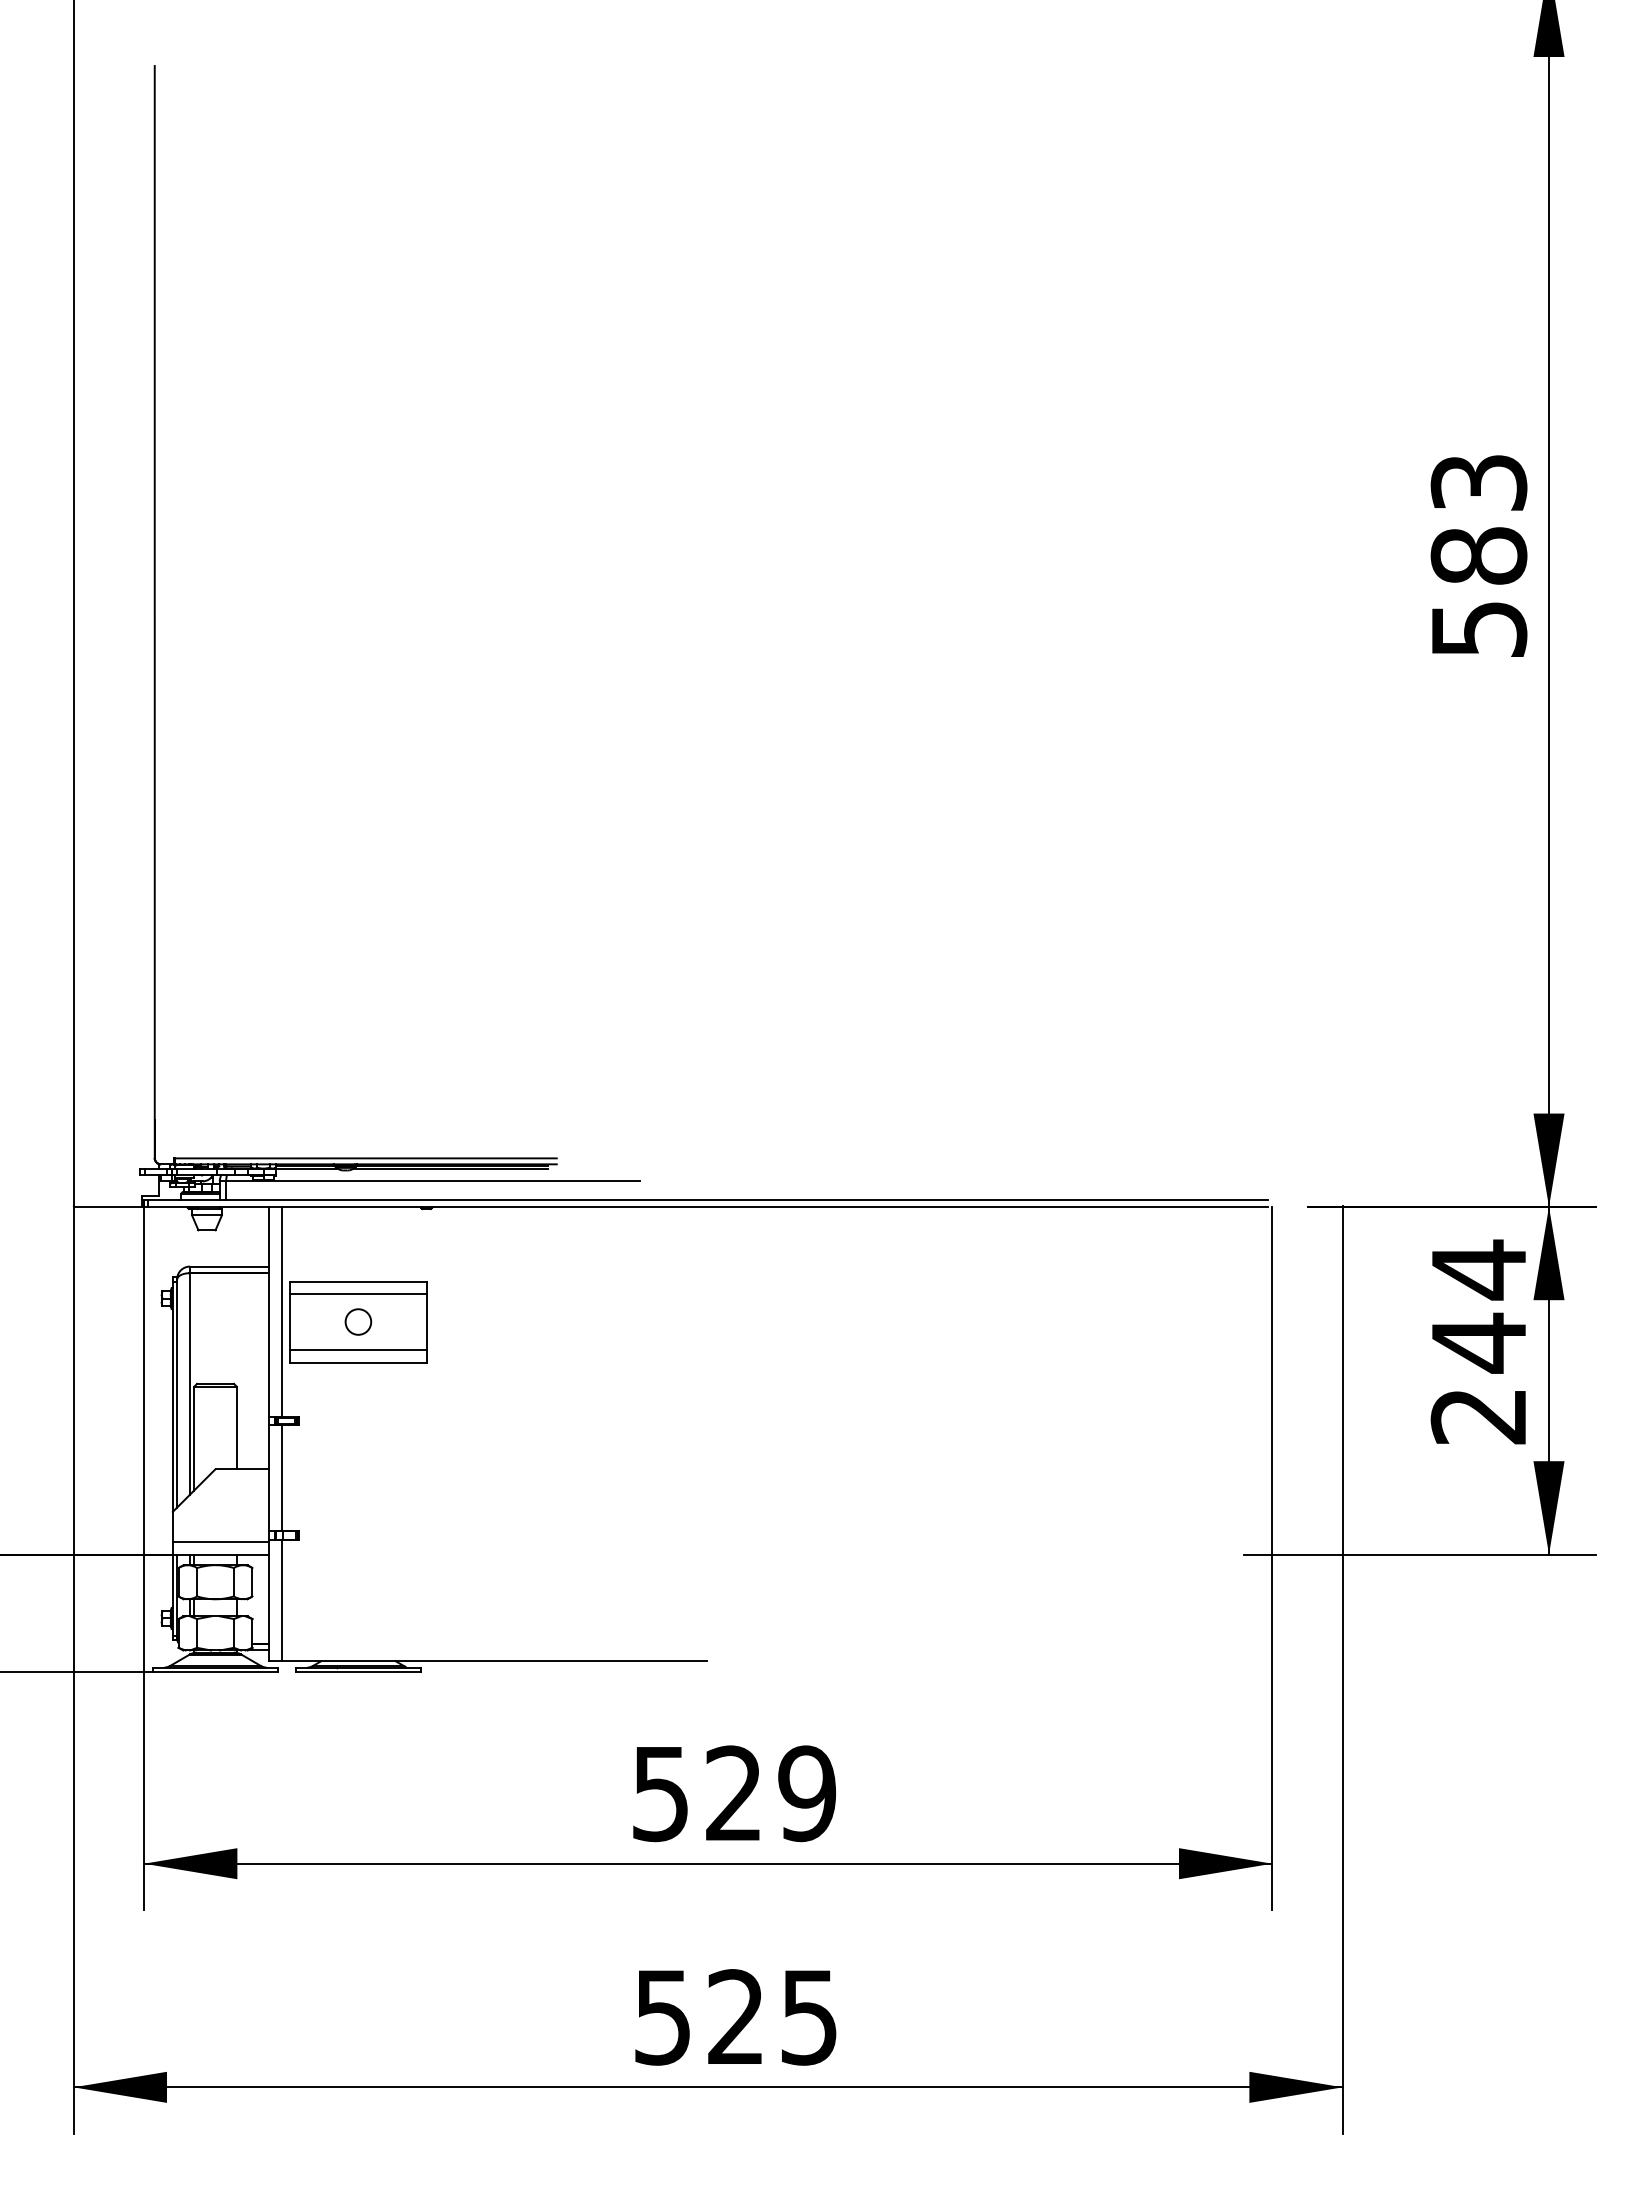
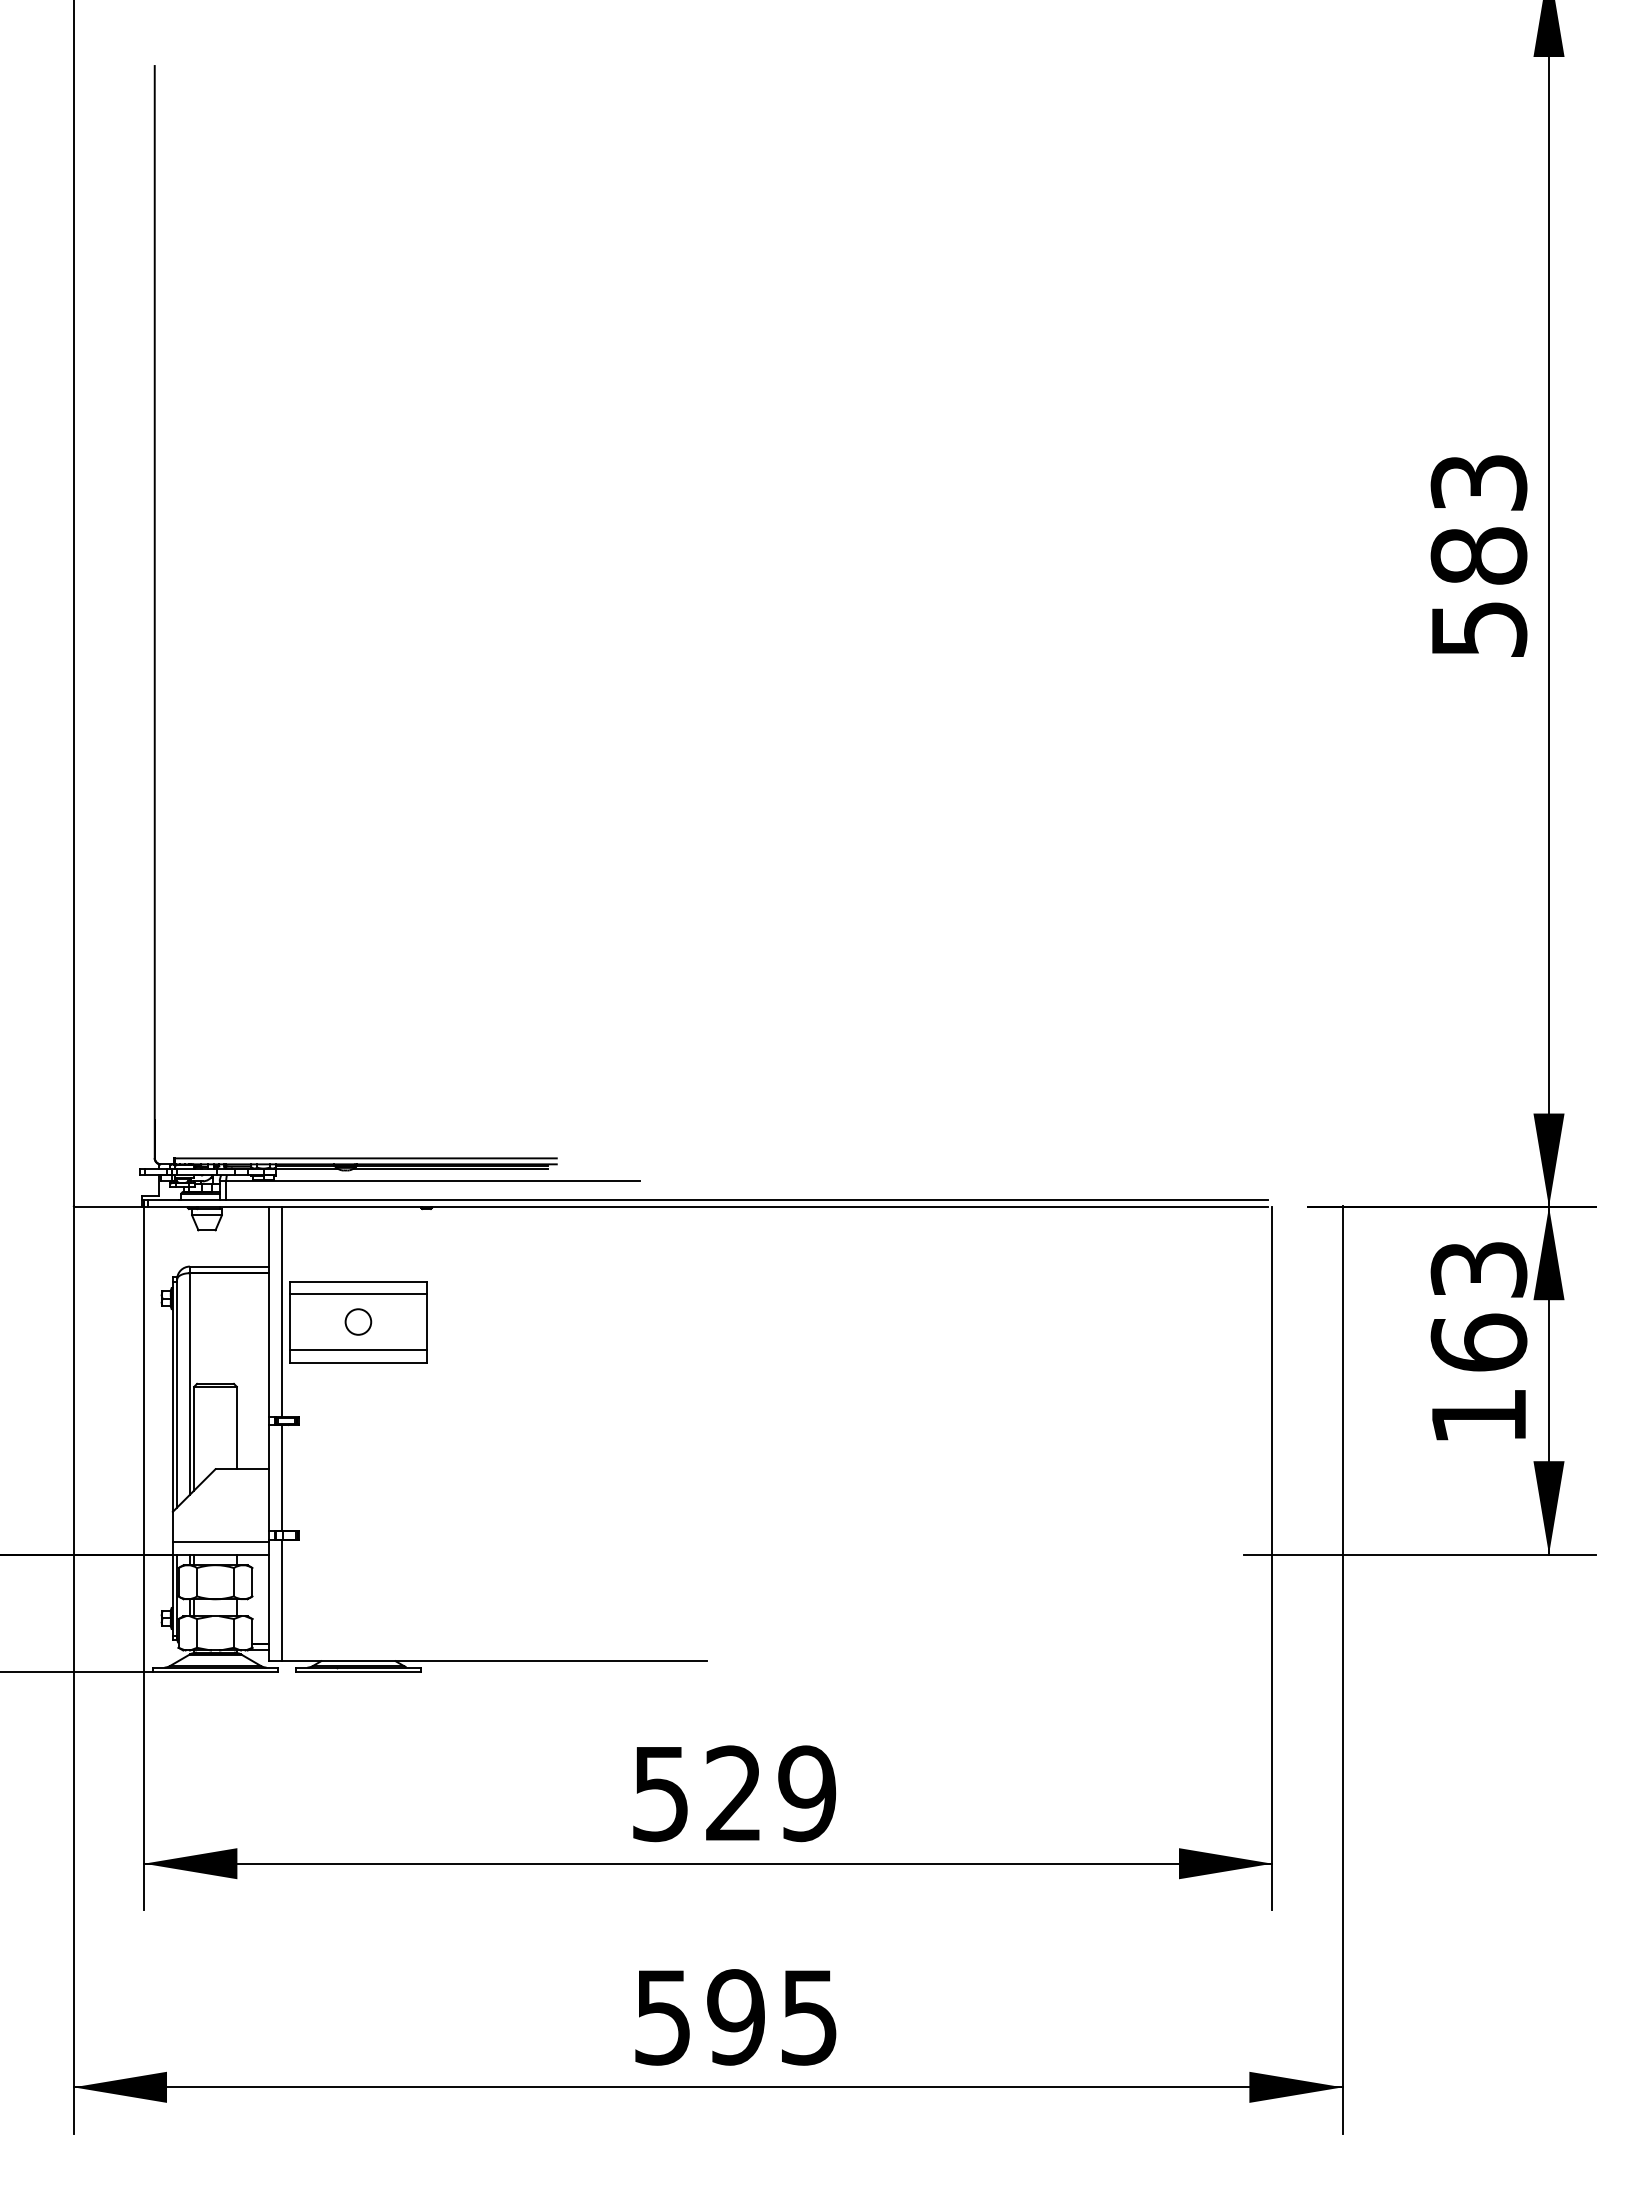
text: 244 -> 163 (1478, 1341)
text: 525 -> 595 (735, 2017)
